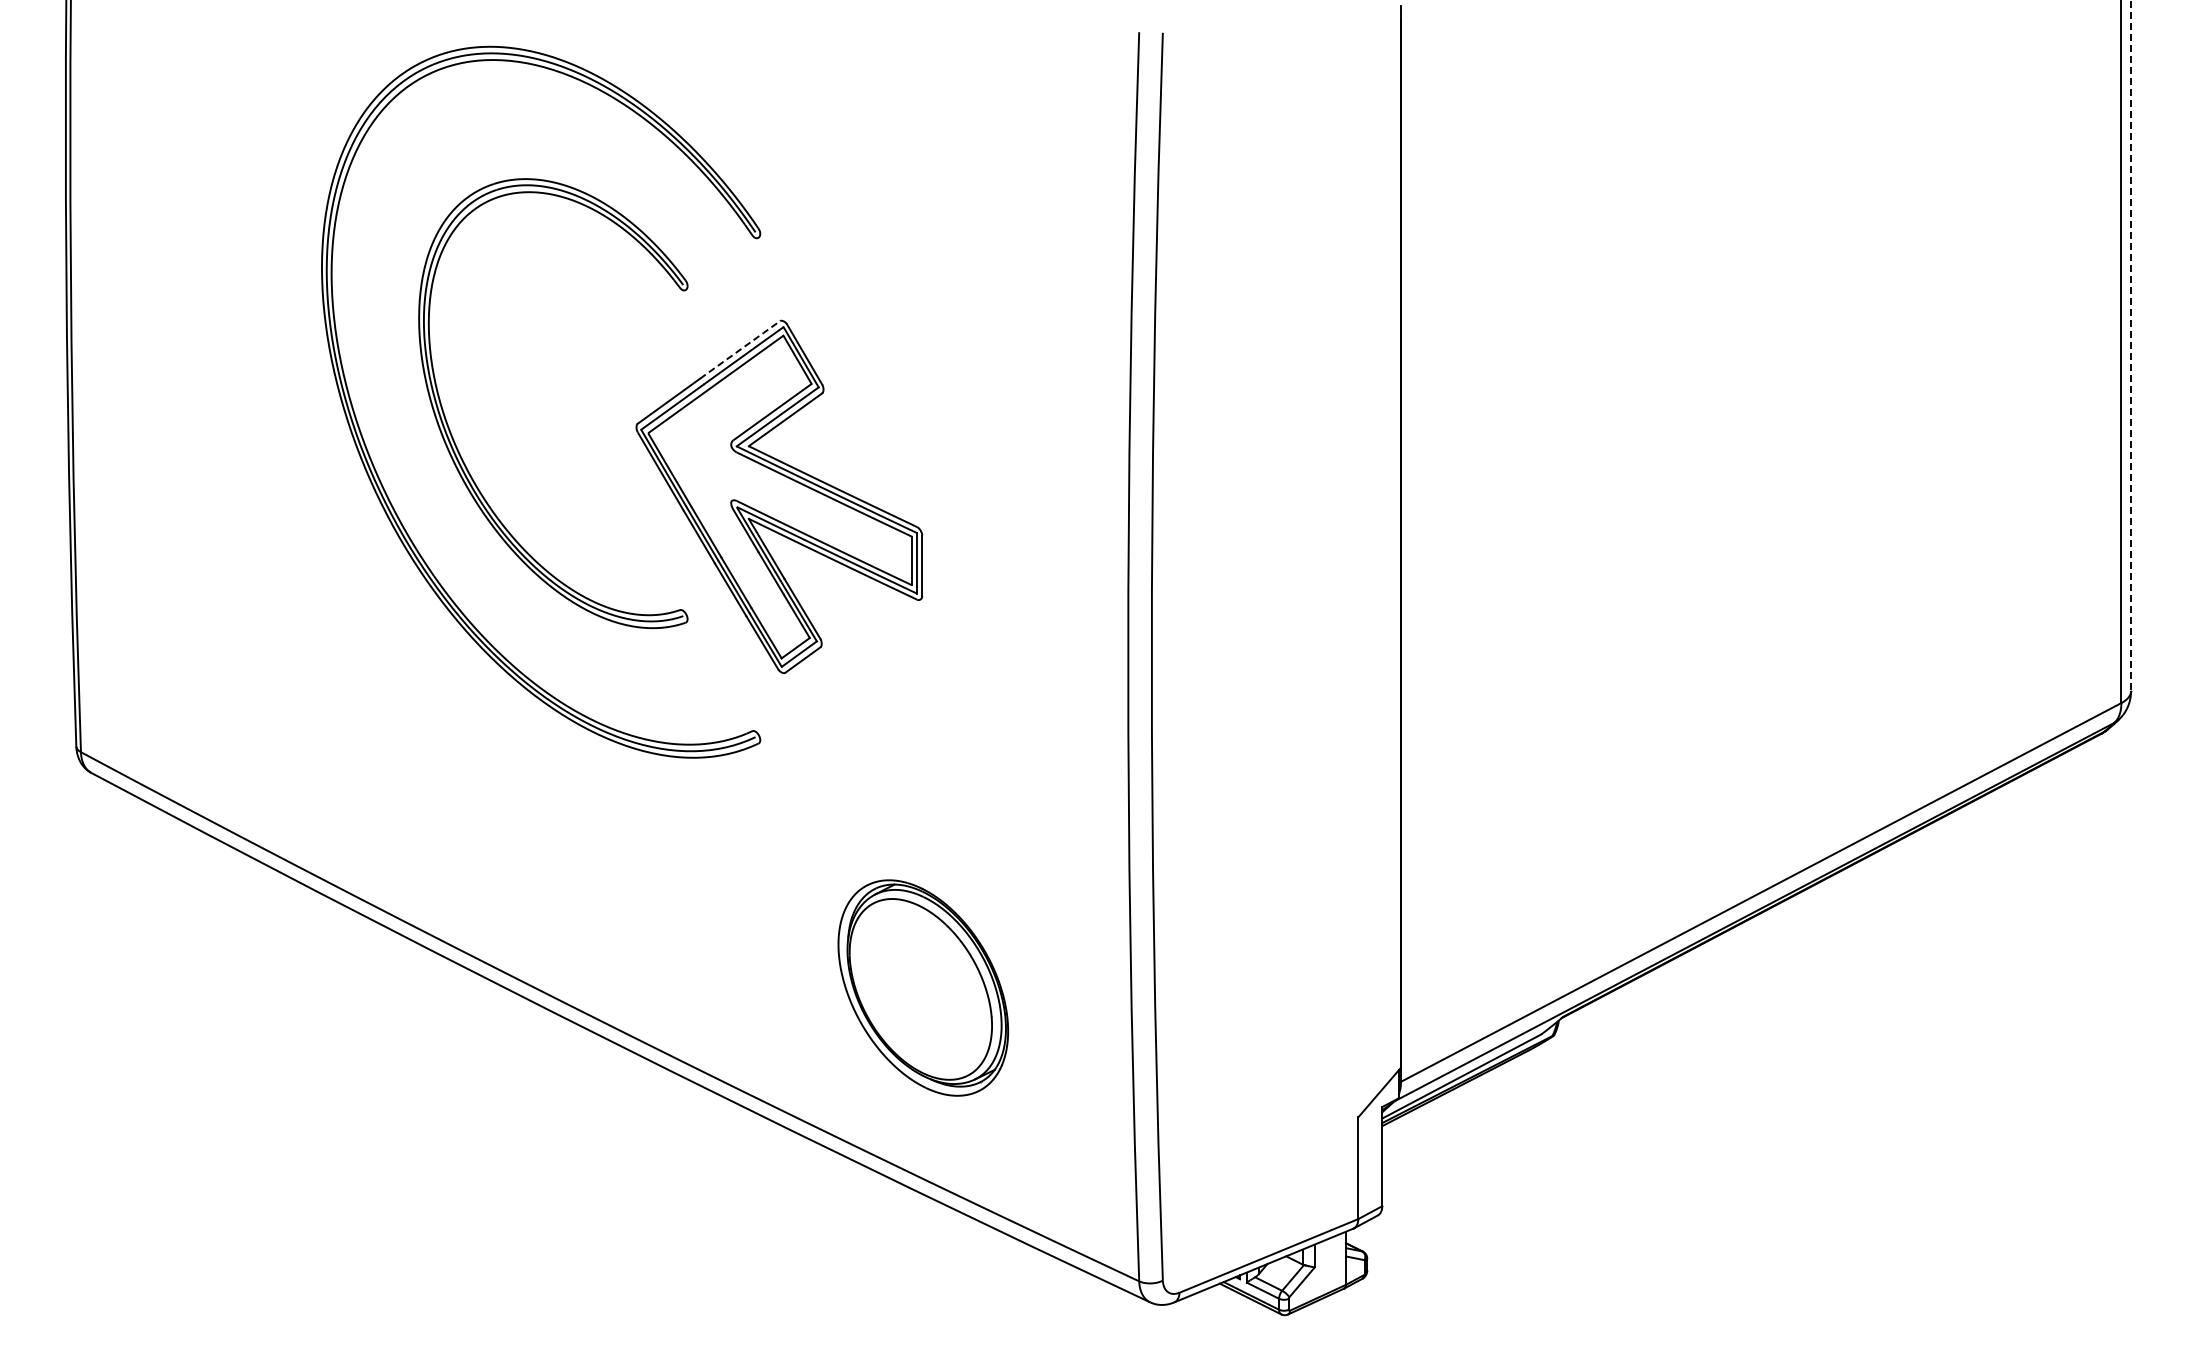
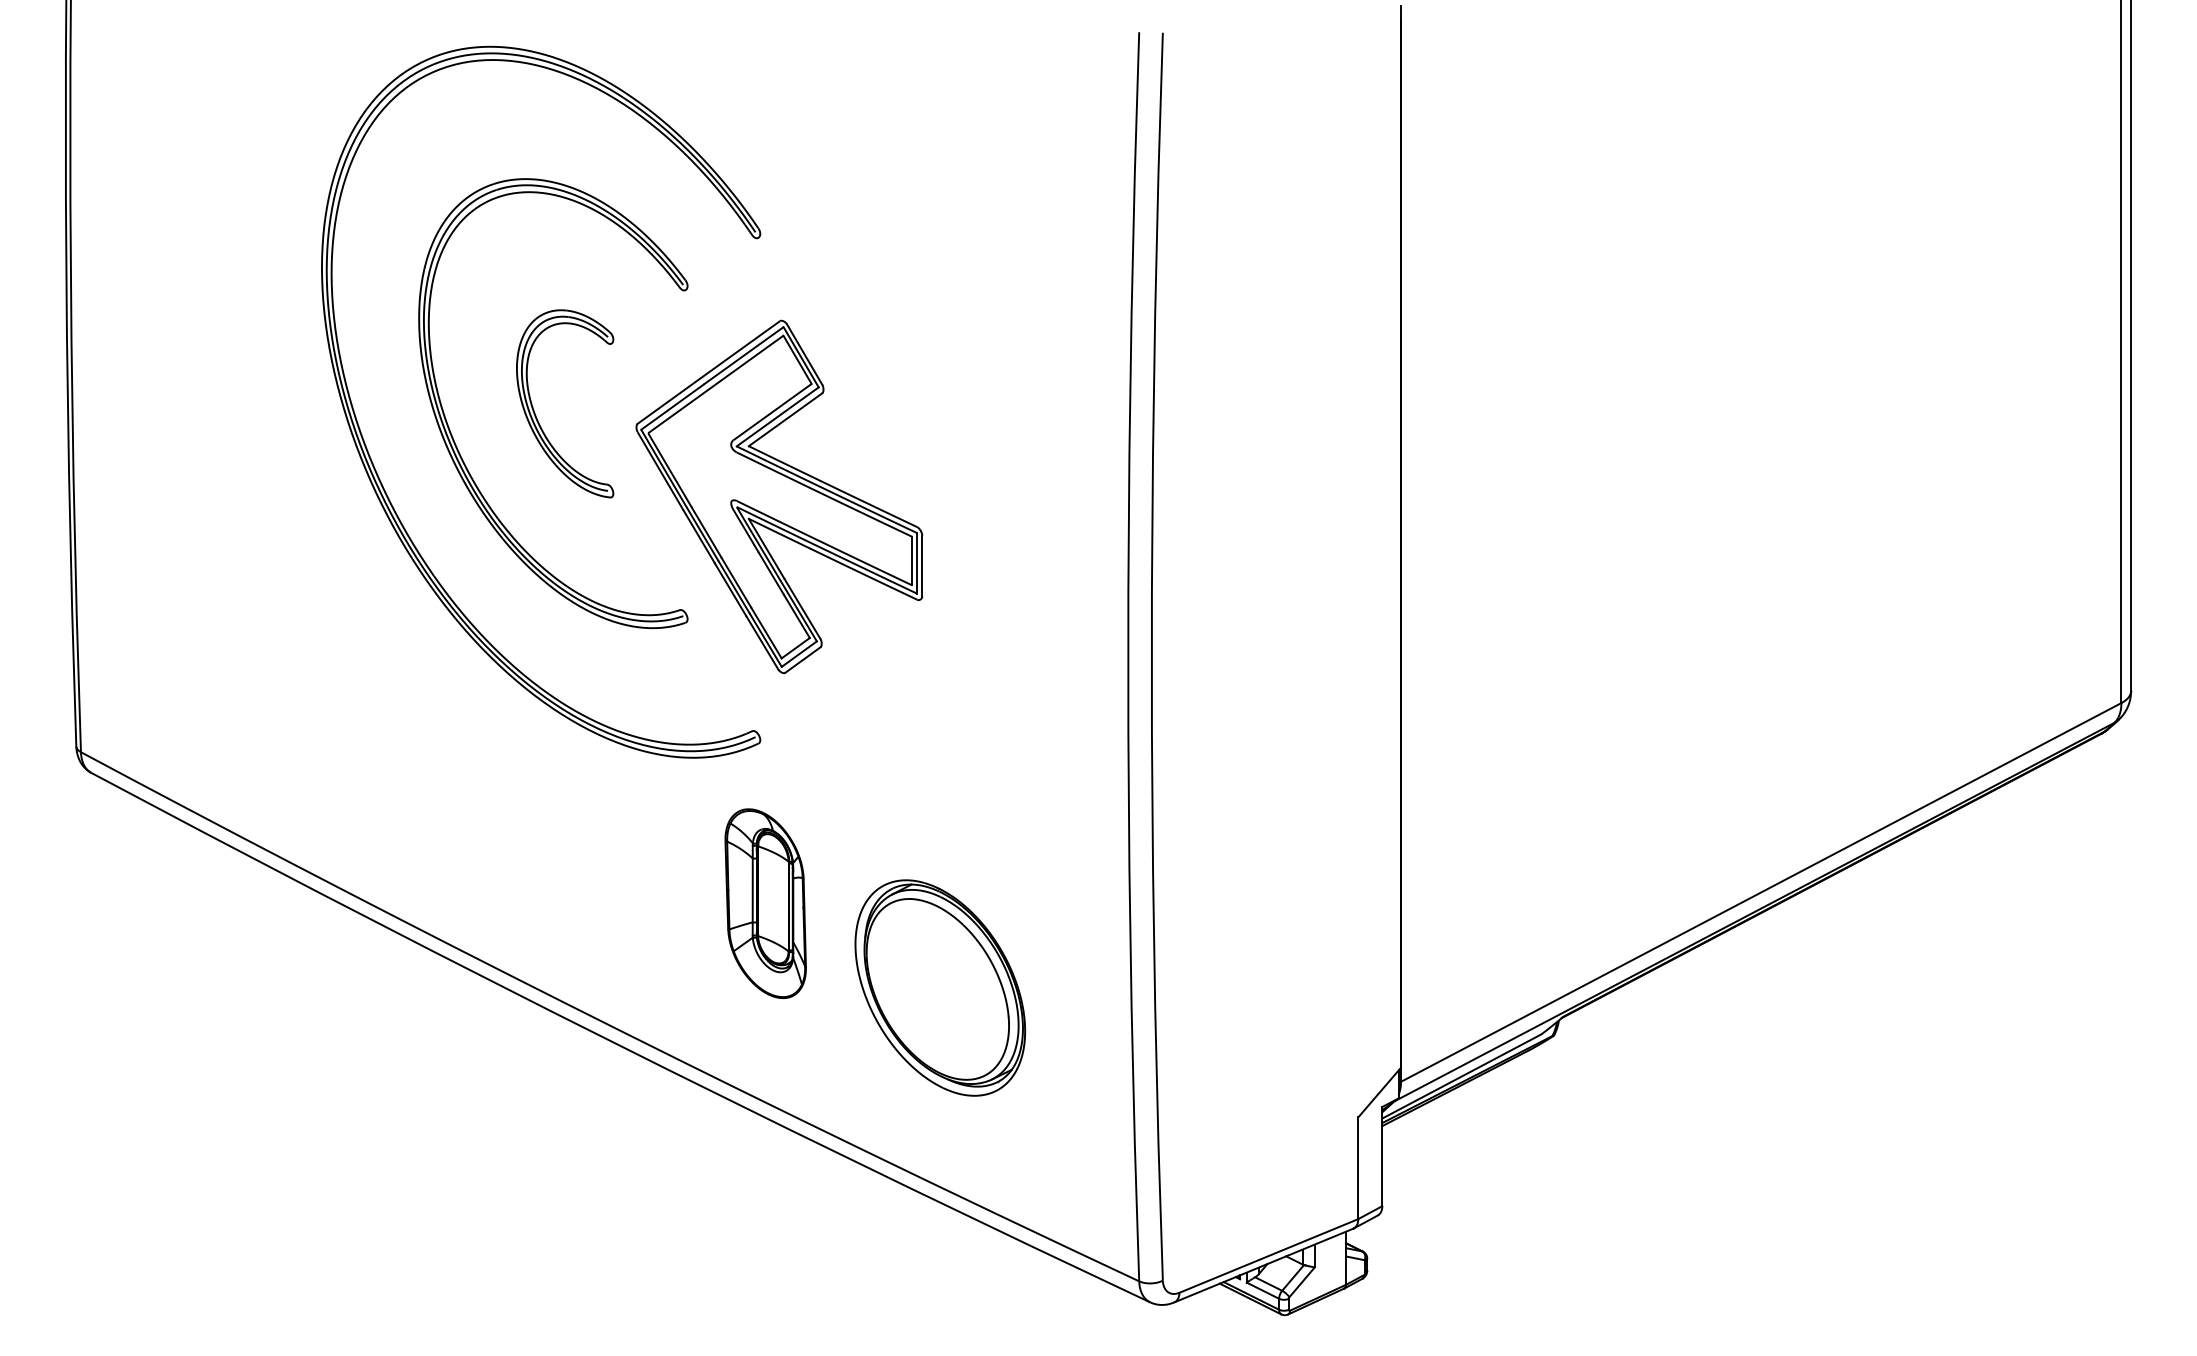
line: dashed -> solid (2131, 346)
line: dashed -> solid (741, 349)
part: none -> present (535, 412)
part: none -> present (765, 903)
part position: (922, 987) -> (939, 987) (939, 987)
